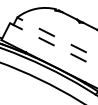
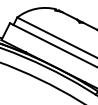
line: dashed -> solid (57, 37)
line: dashed -> solid (53, 45)
